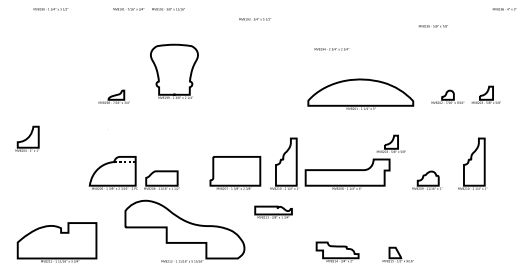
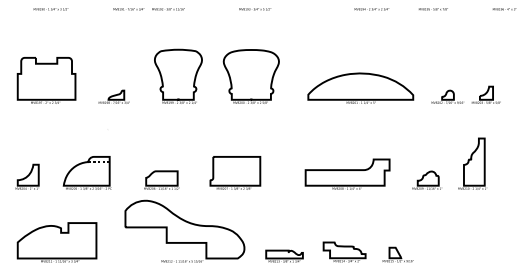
text position: (255, 19) -> (255, 9) (255, 9)
text position: (432, 26) -> (432, 9) (432, 9)
text position: (331, 49) -> (371, 9) (371, 9)
part position: (174, 70) -> (178, 75) (178, 75)
part: none -> present (250, 76)
part: none -> present (46, 80)
part position: (360, 93) -> (360, 87) (360, 87)
part position: (27, 138) -> (27, 176) (27, 176)
part: present -> none (390, 143)
part: present -> none (283, 163)
part position: (112, 172) -> (86, 172) (86, 172)
part position: (273, 211) -> (284, 255) (284, 255)
part position: (337, 251) -> (344, 251) (344, 251)
